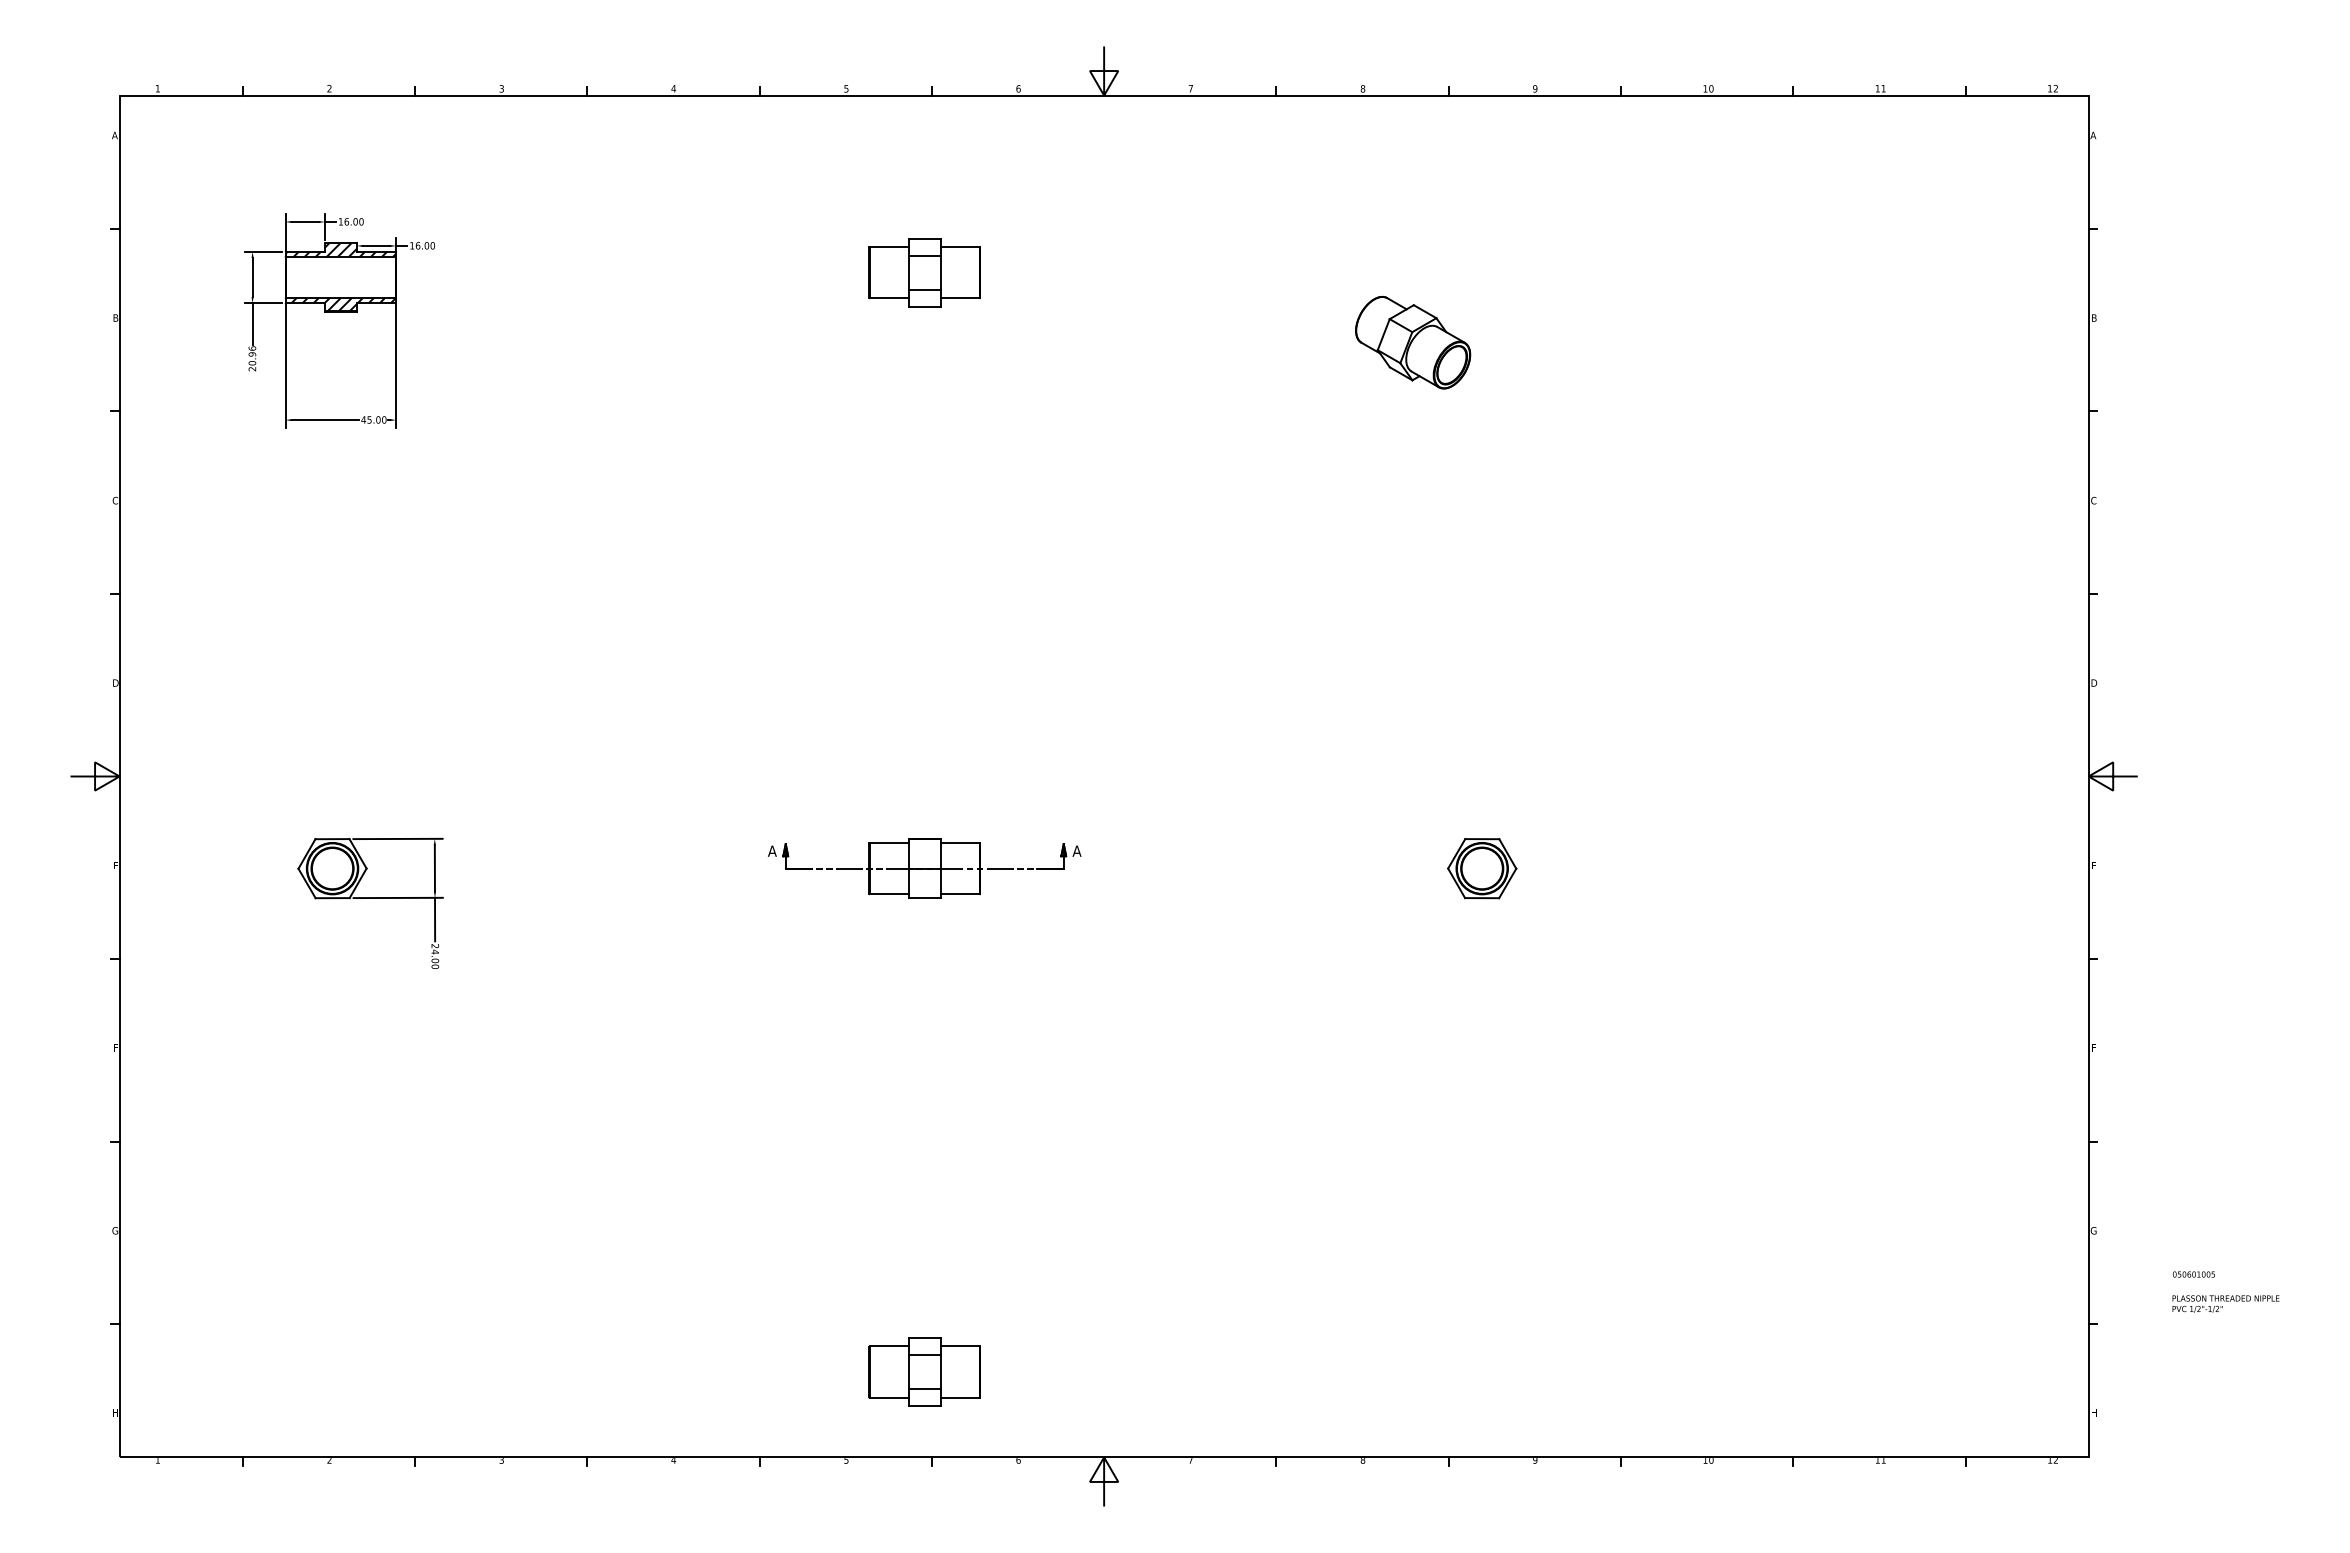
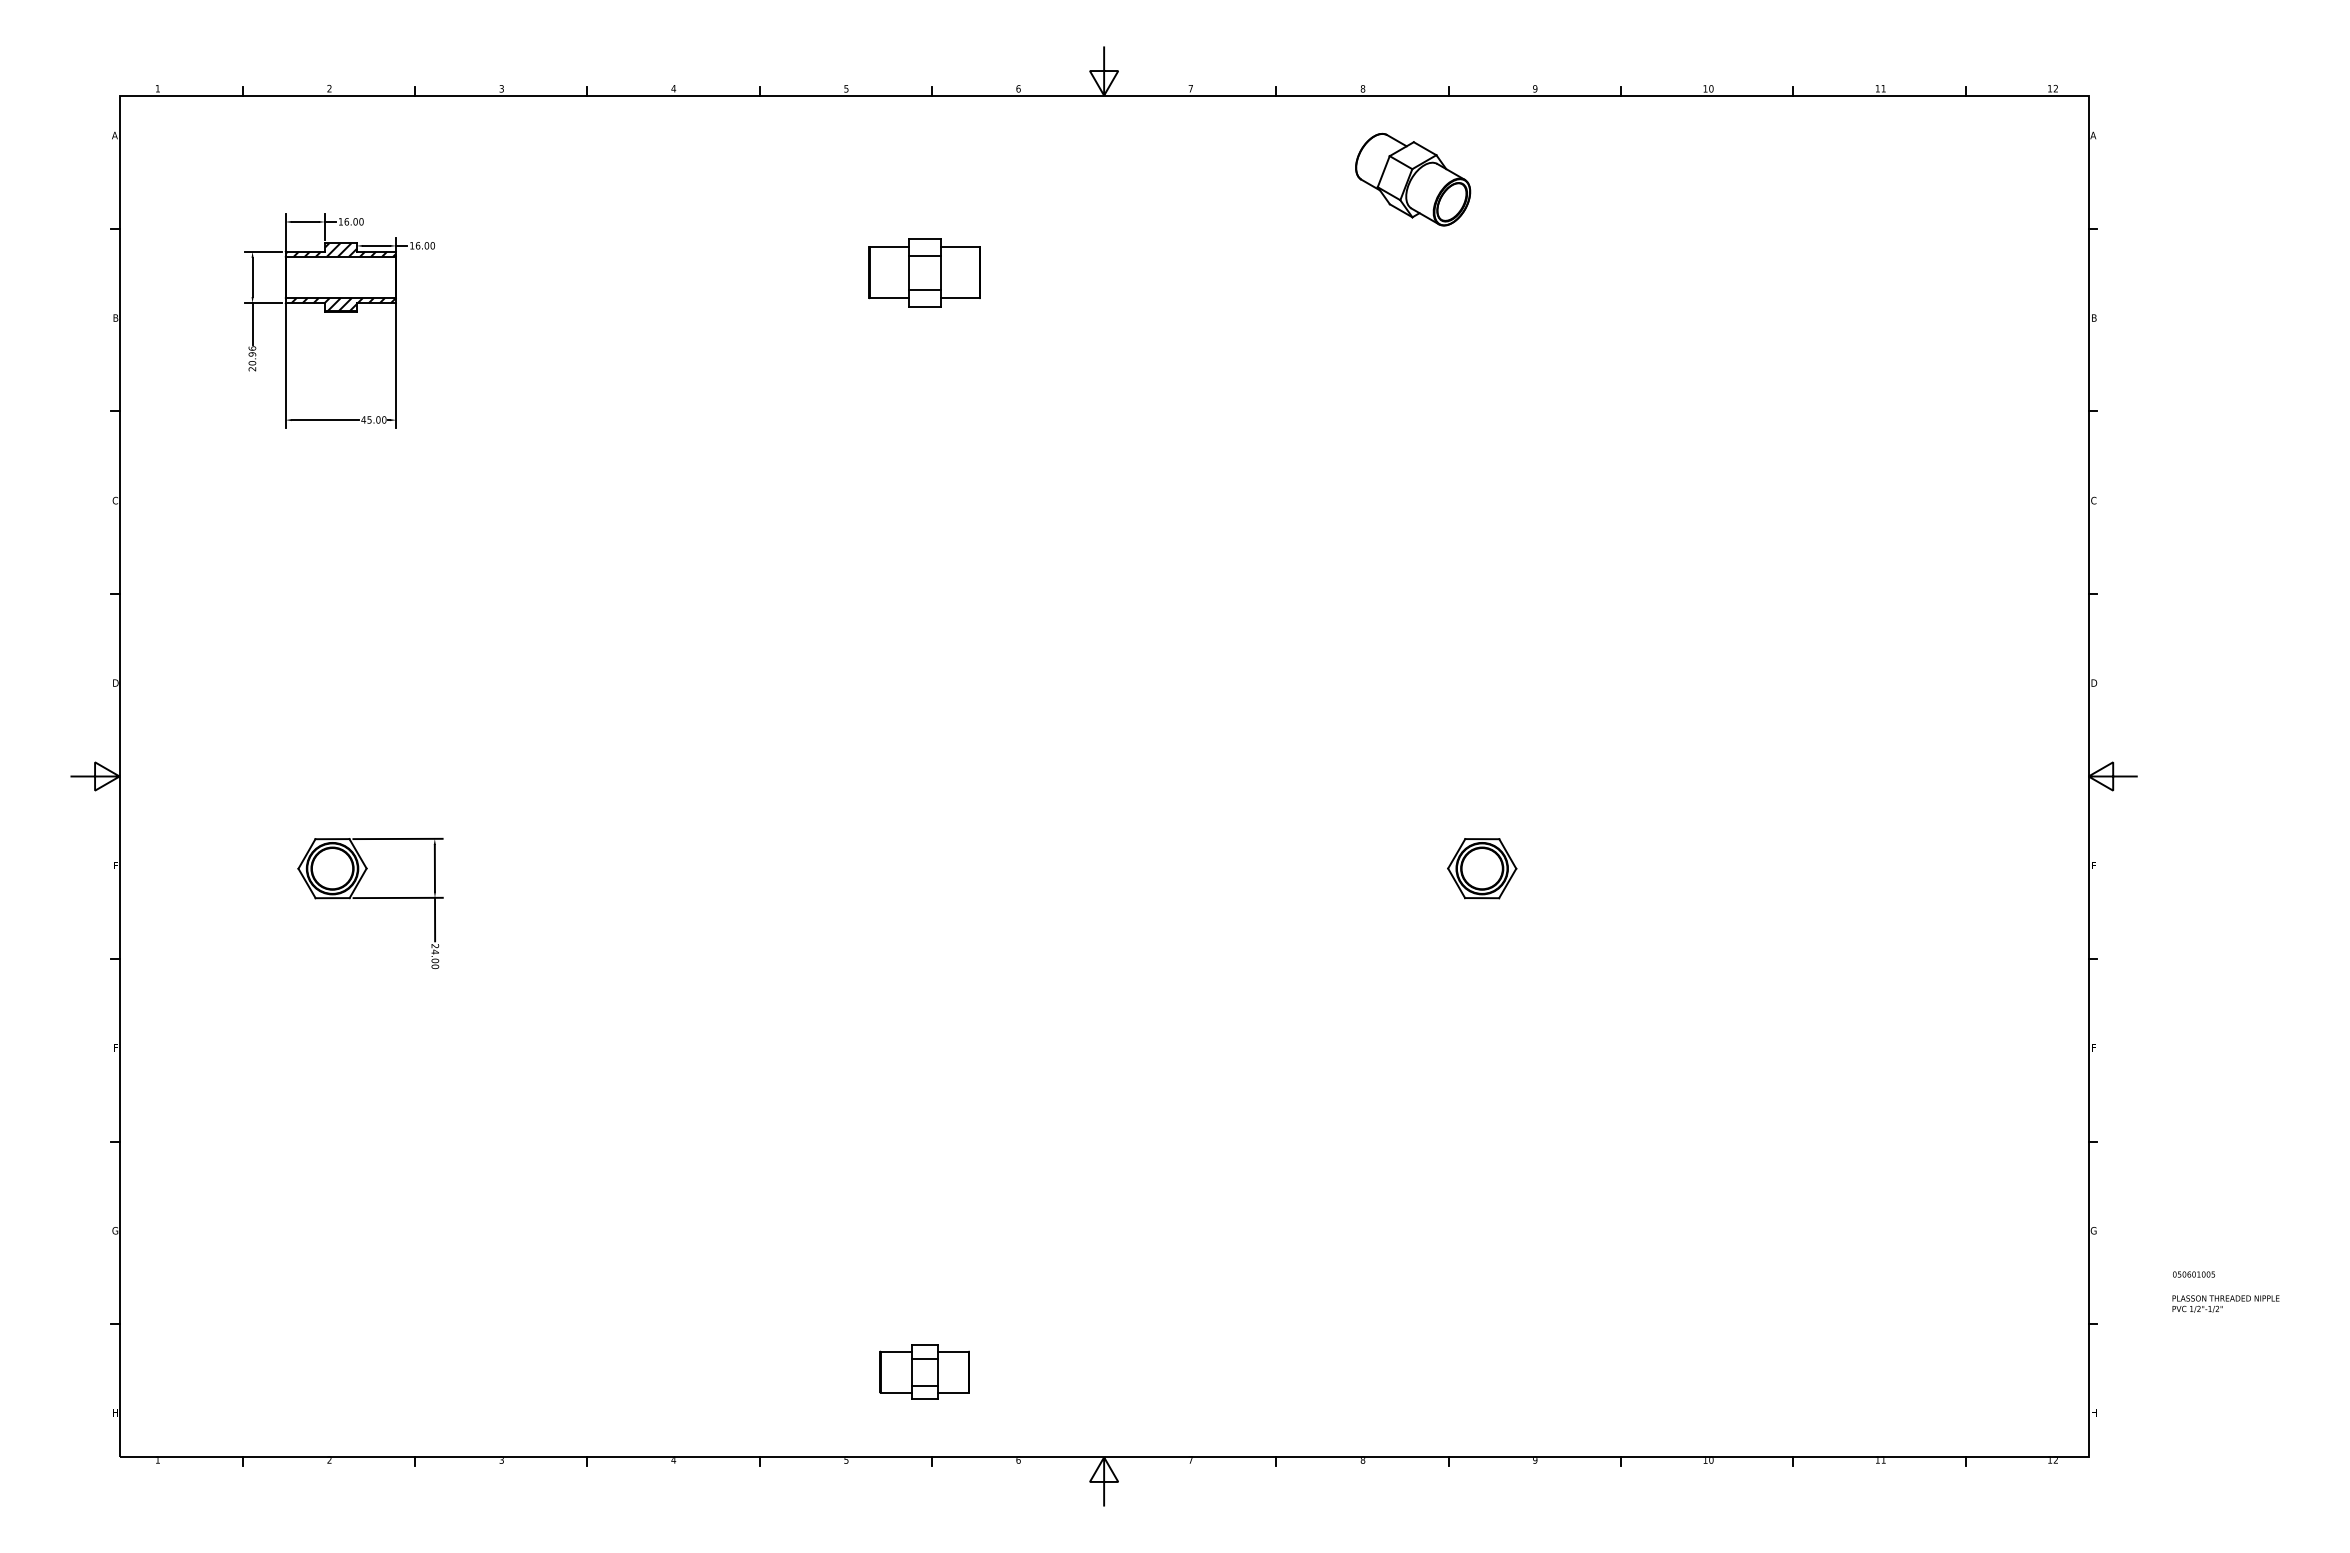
part position: (1413, 342) -> (1413, 179) (1413, 179)
part: present -> none (924, 868)
part size: 113x70 px -> 91x56 px (924, 1371)
